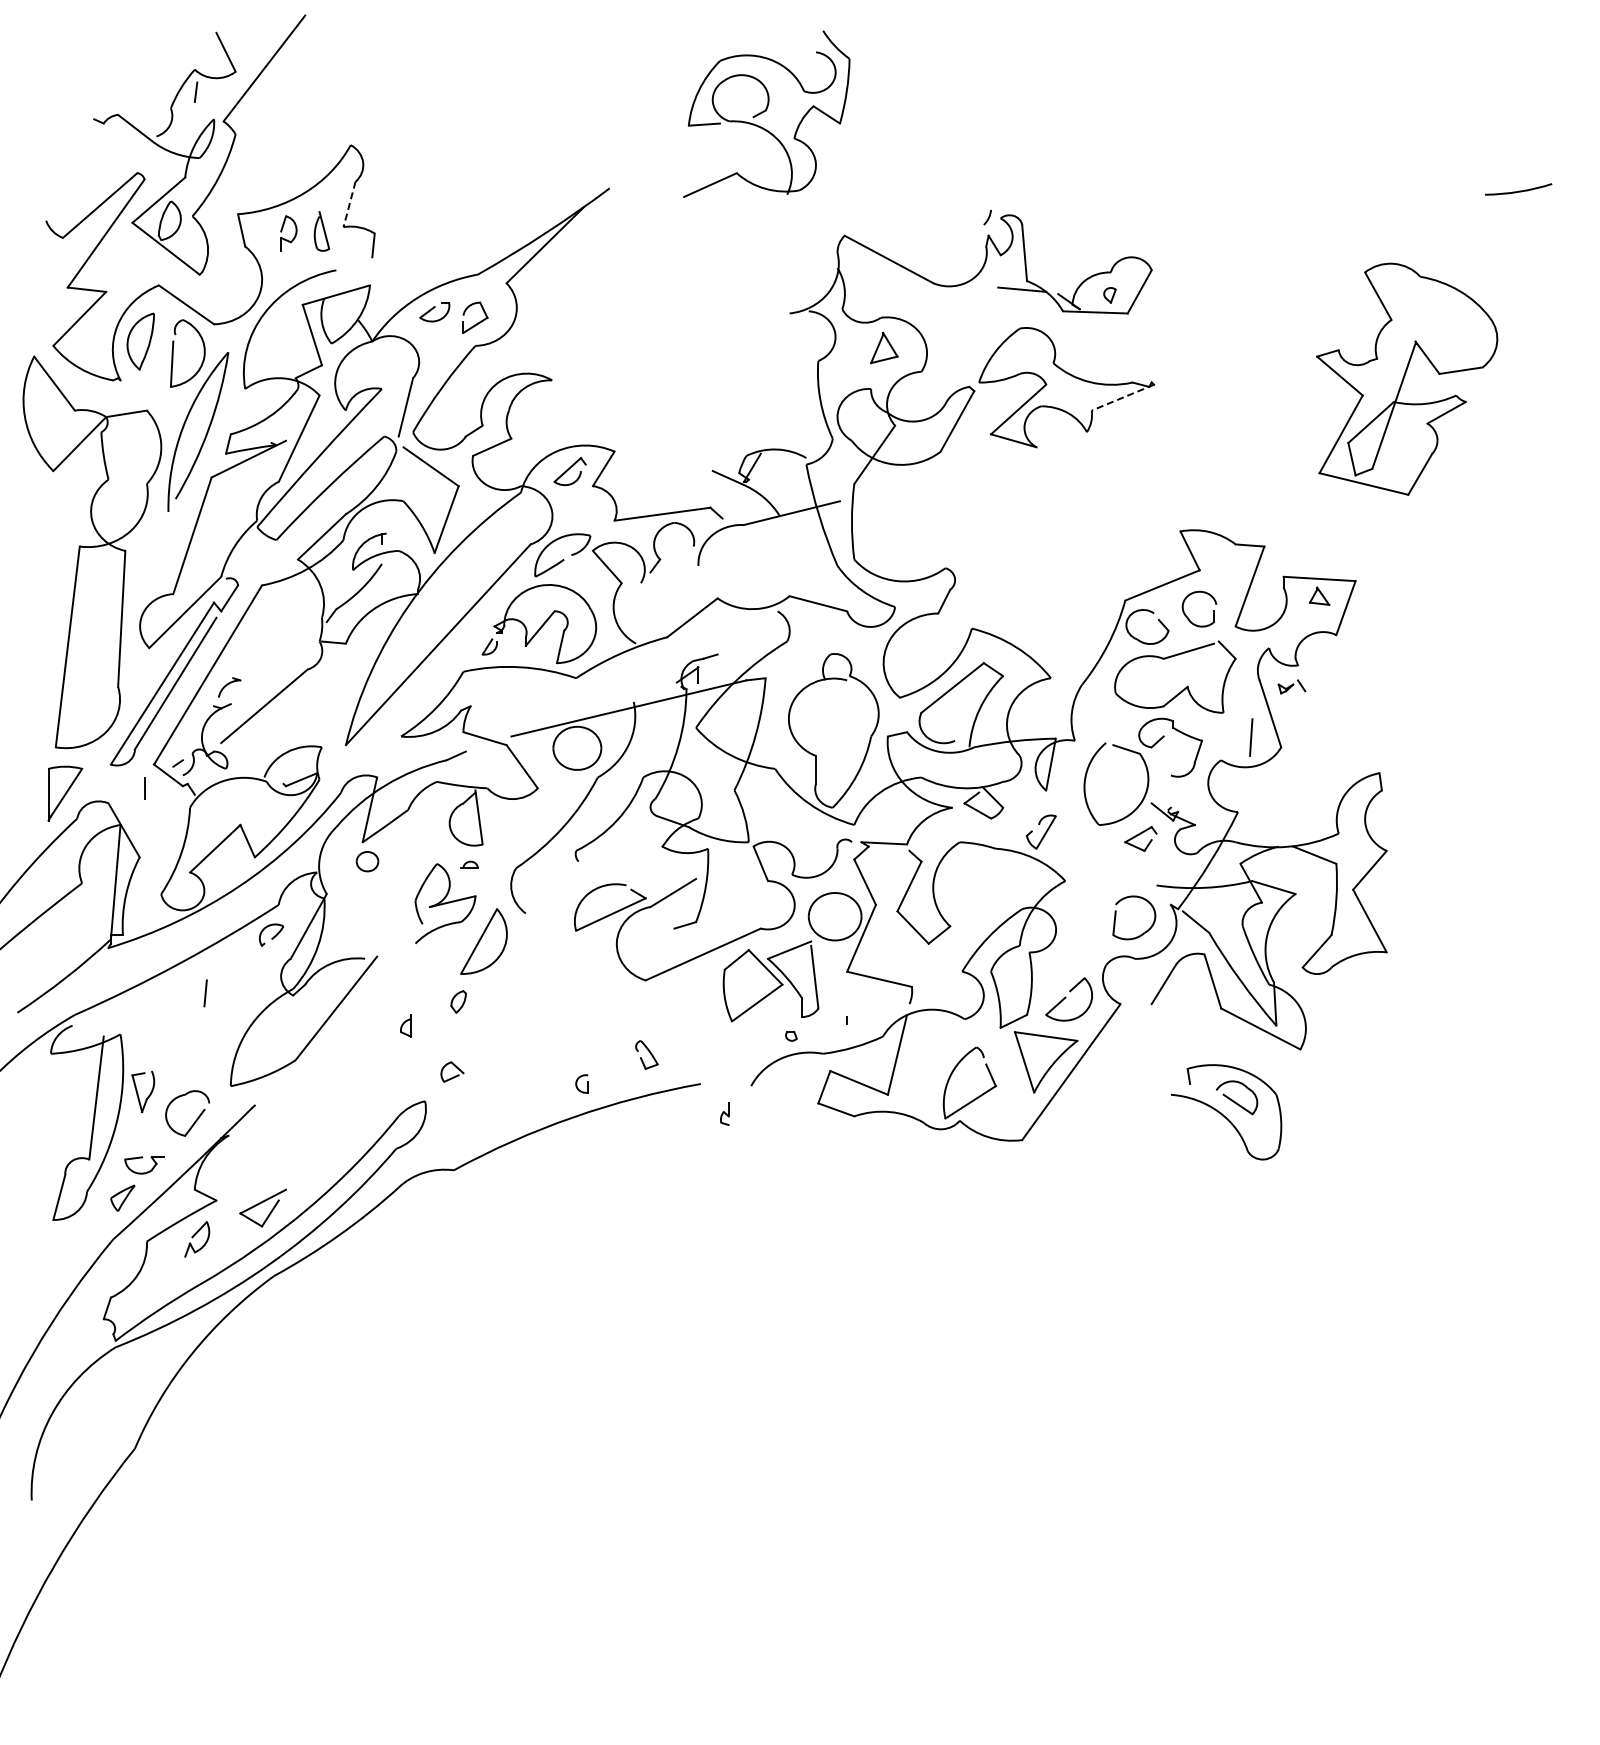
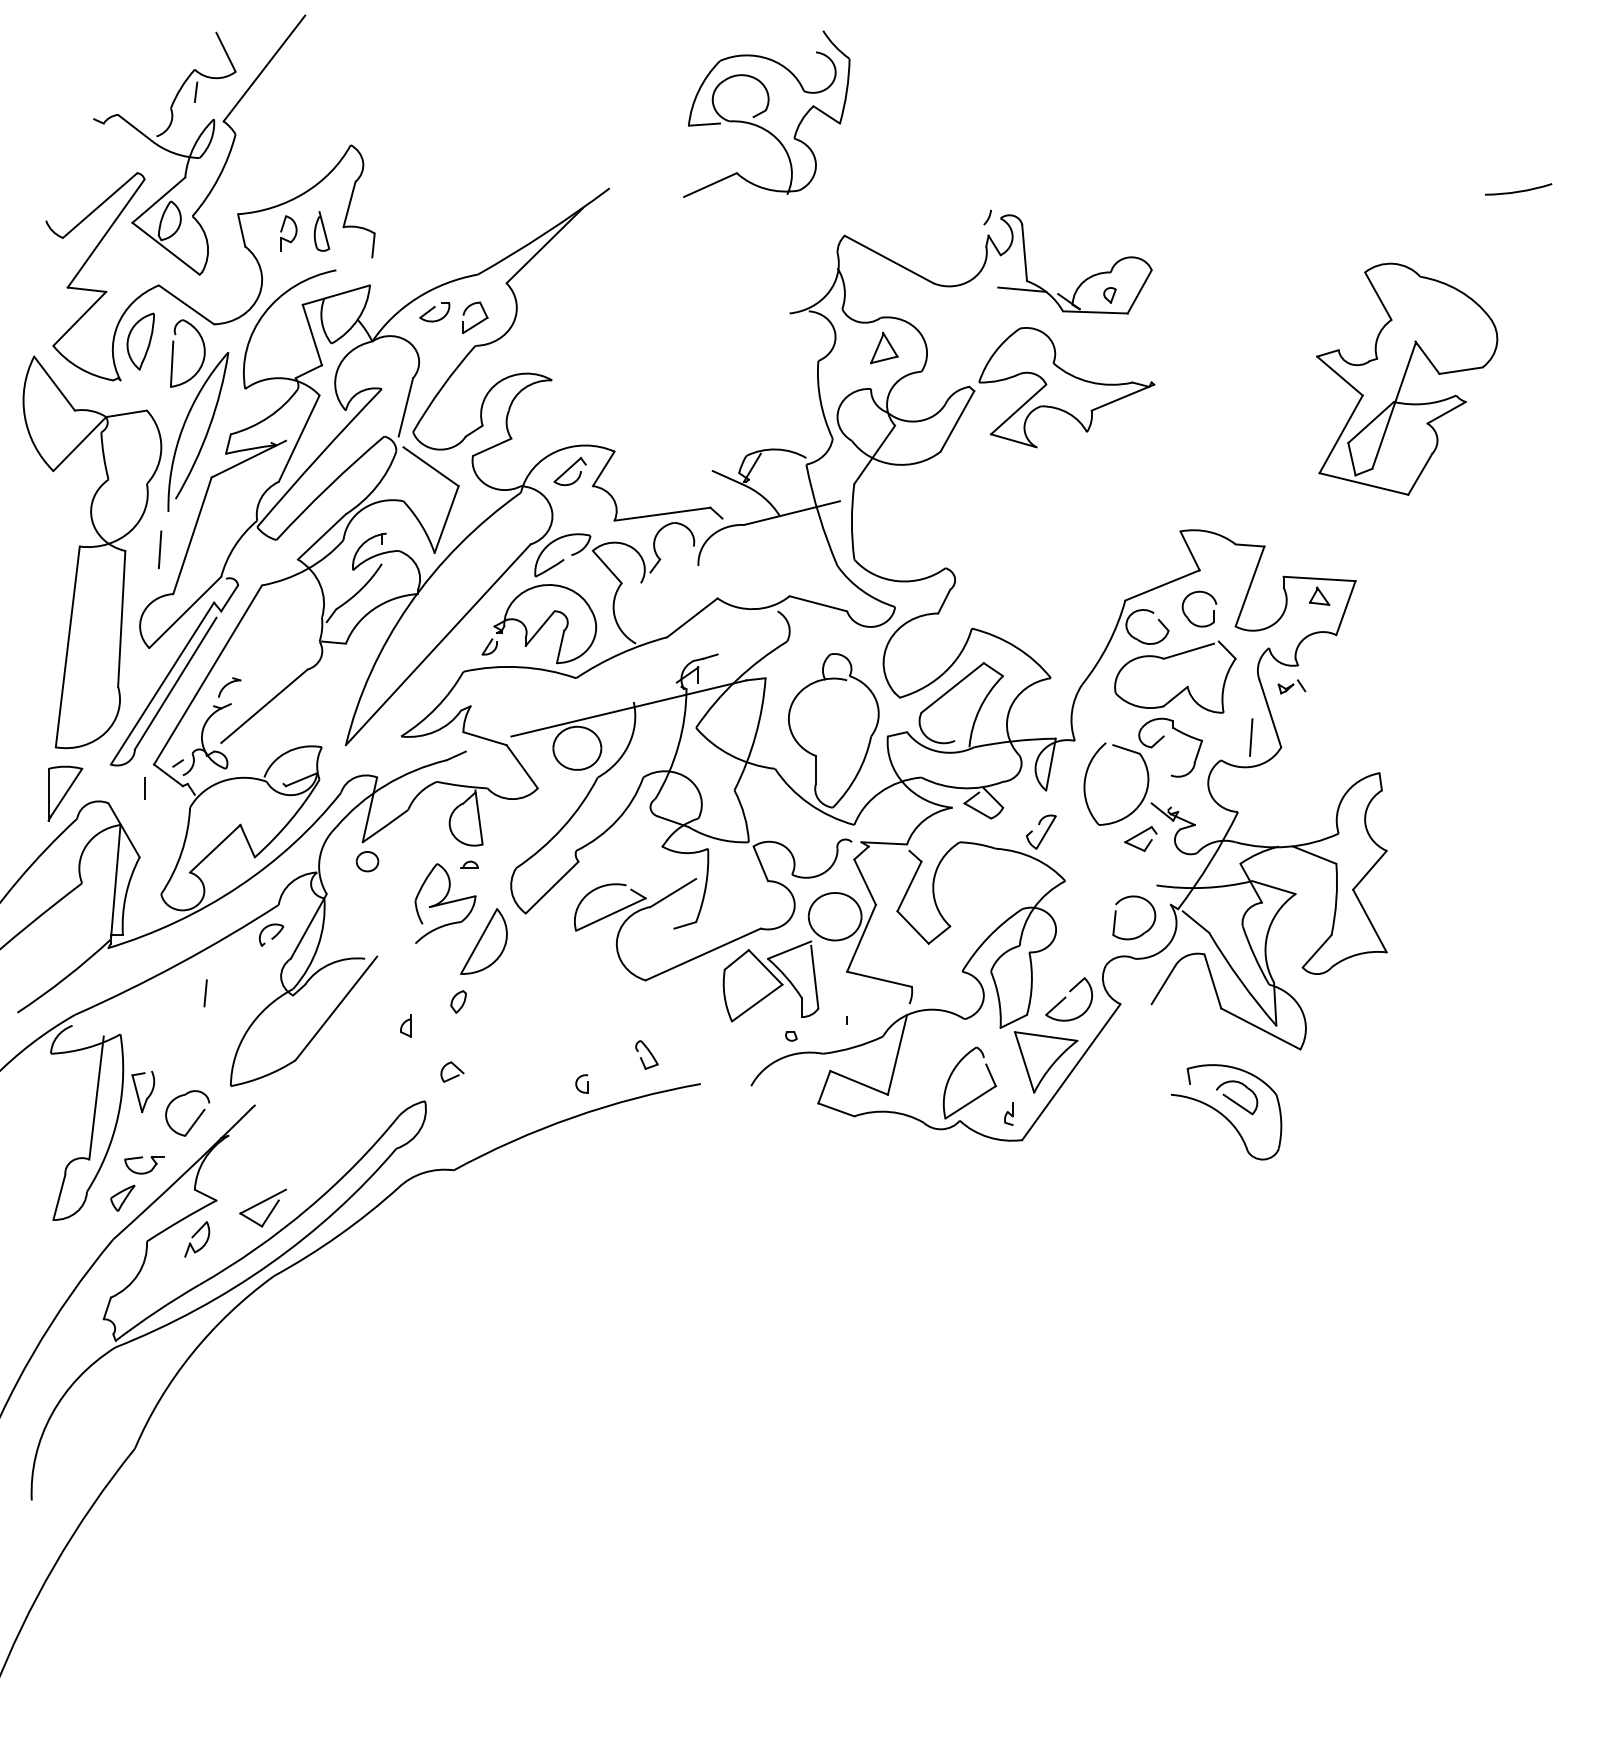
line: dashed -> solid (349, 204)
line: dashed -> solid (1122, 397)
line: none -> present (159, 549)
line: none -> present (551, 887)
part position: (724, 1113) -> (1008, 1113) (1008, 1113)
